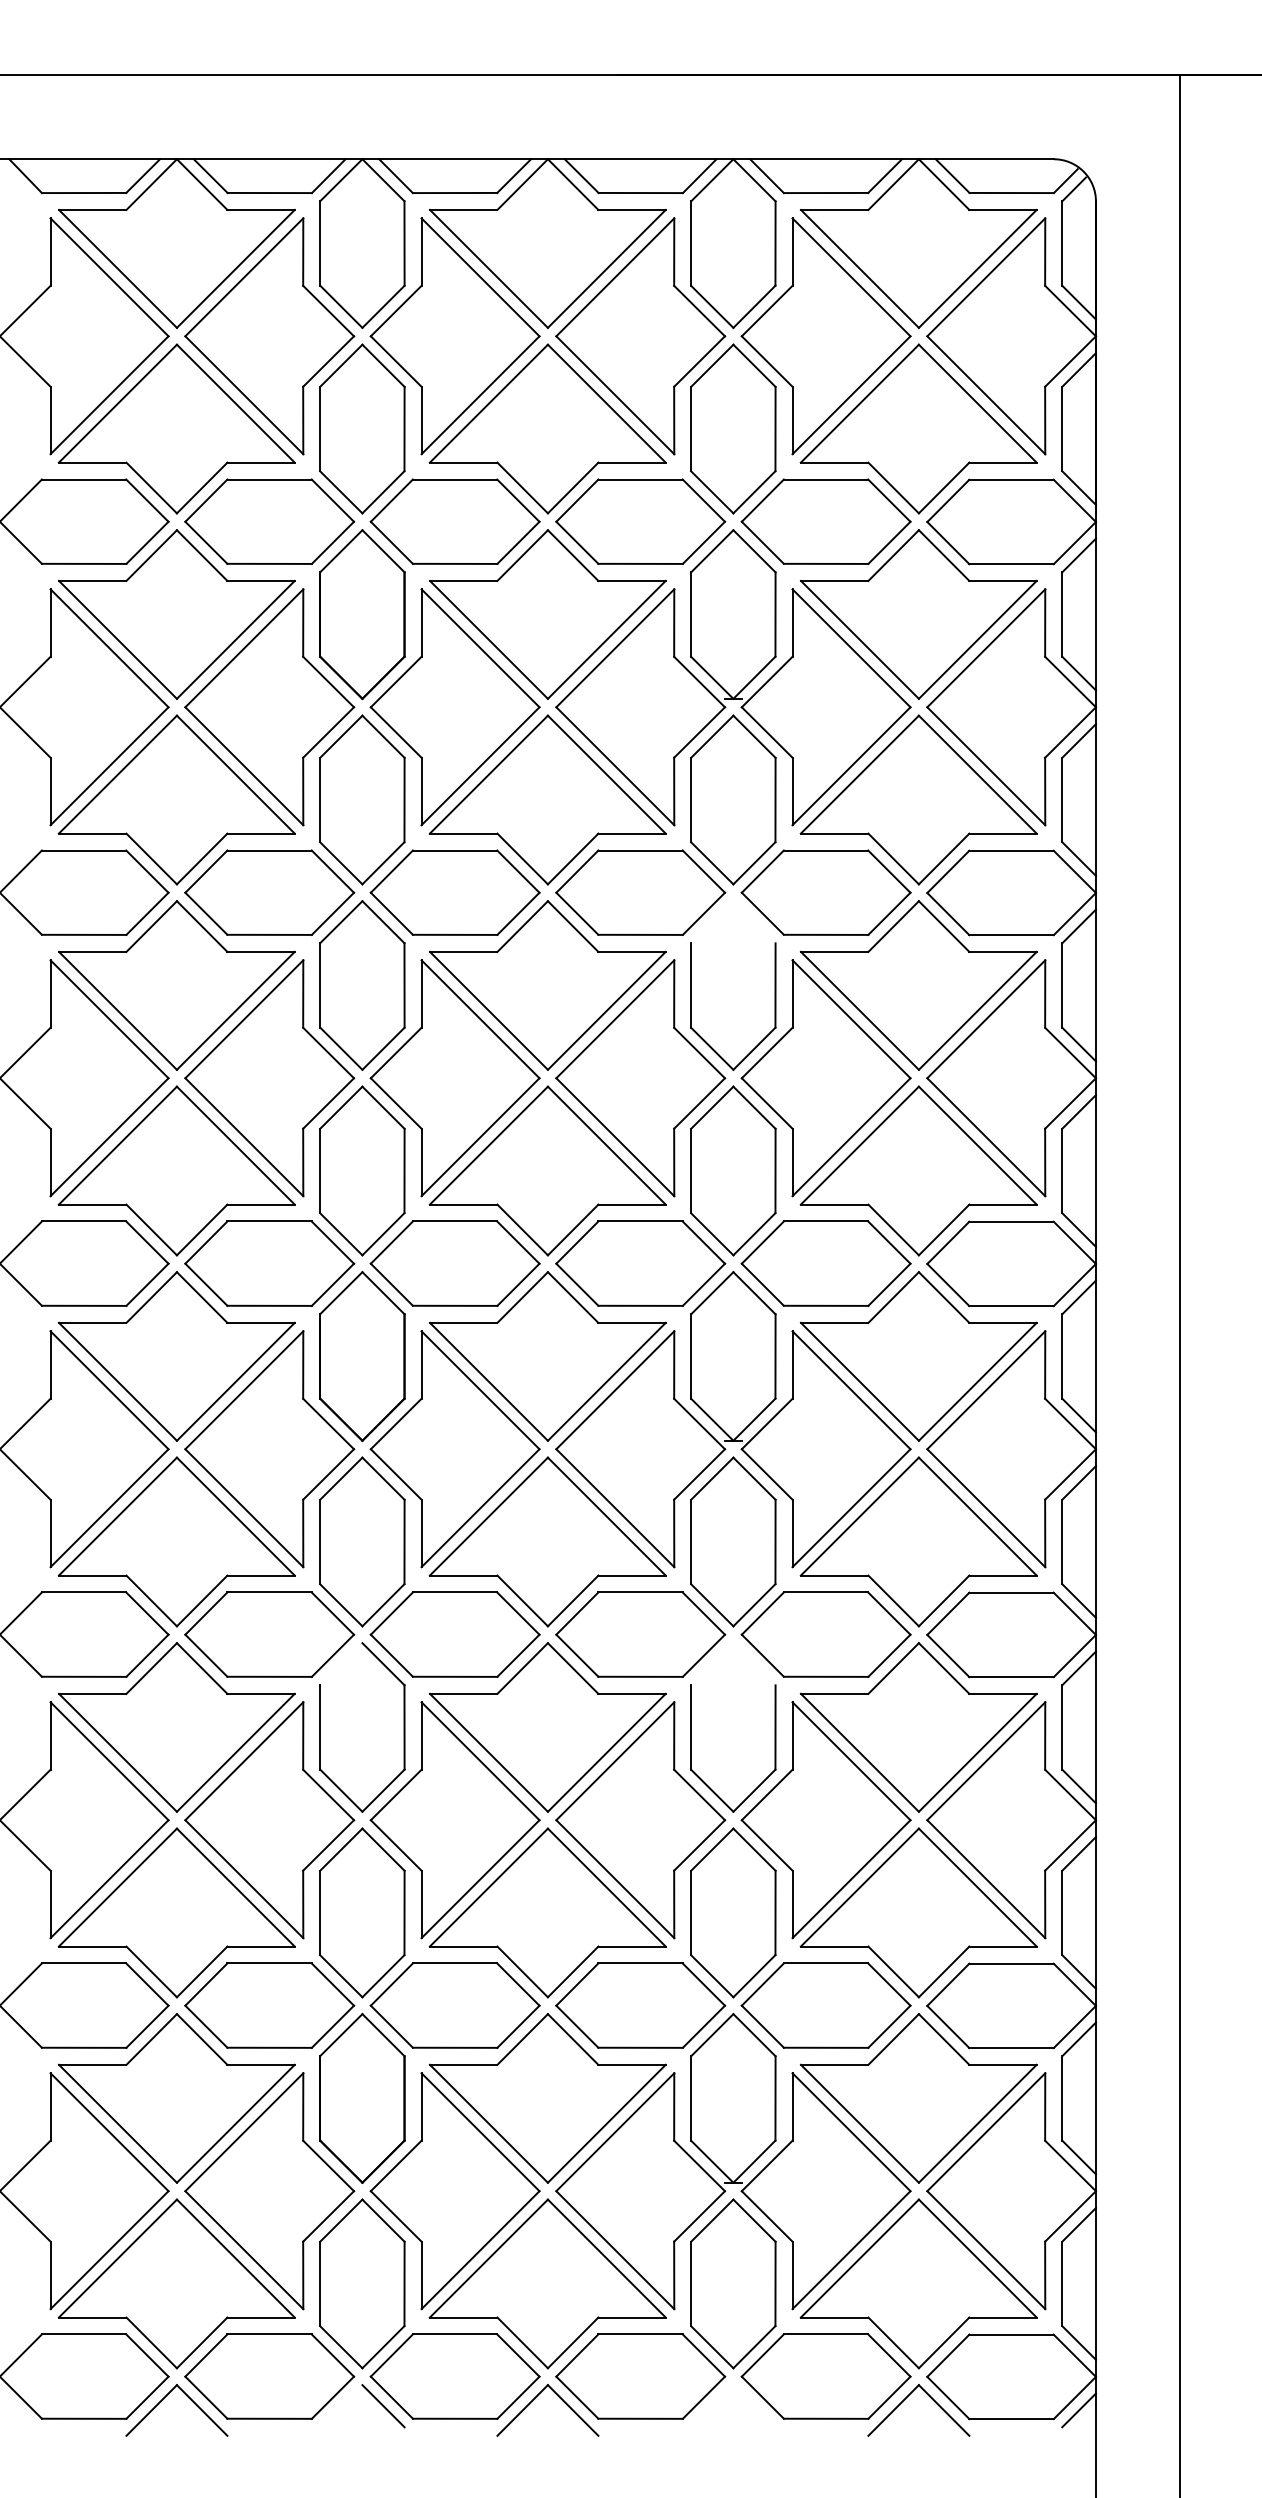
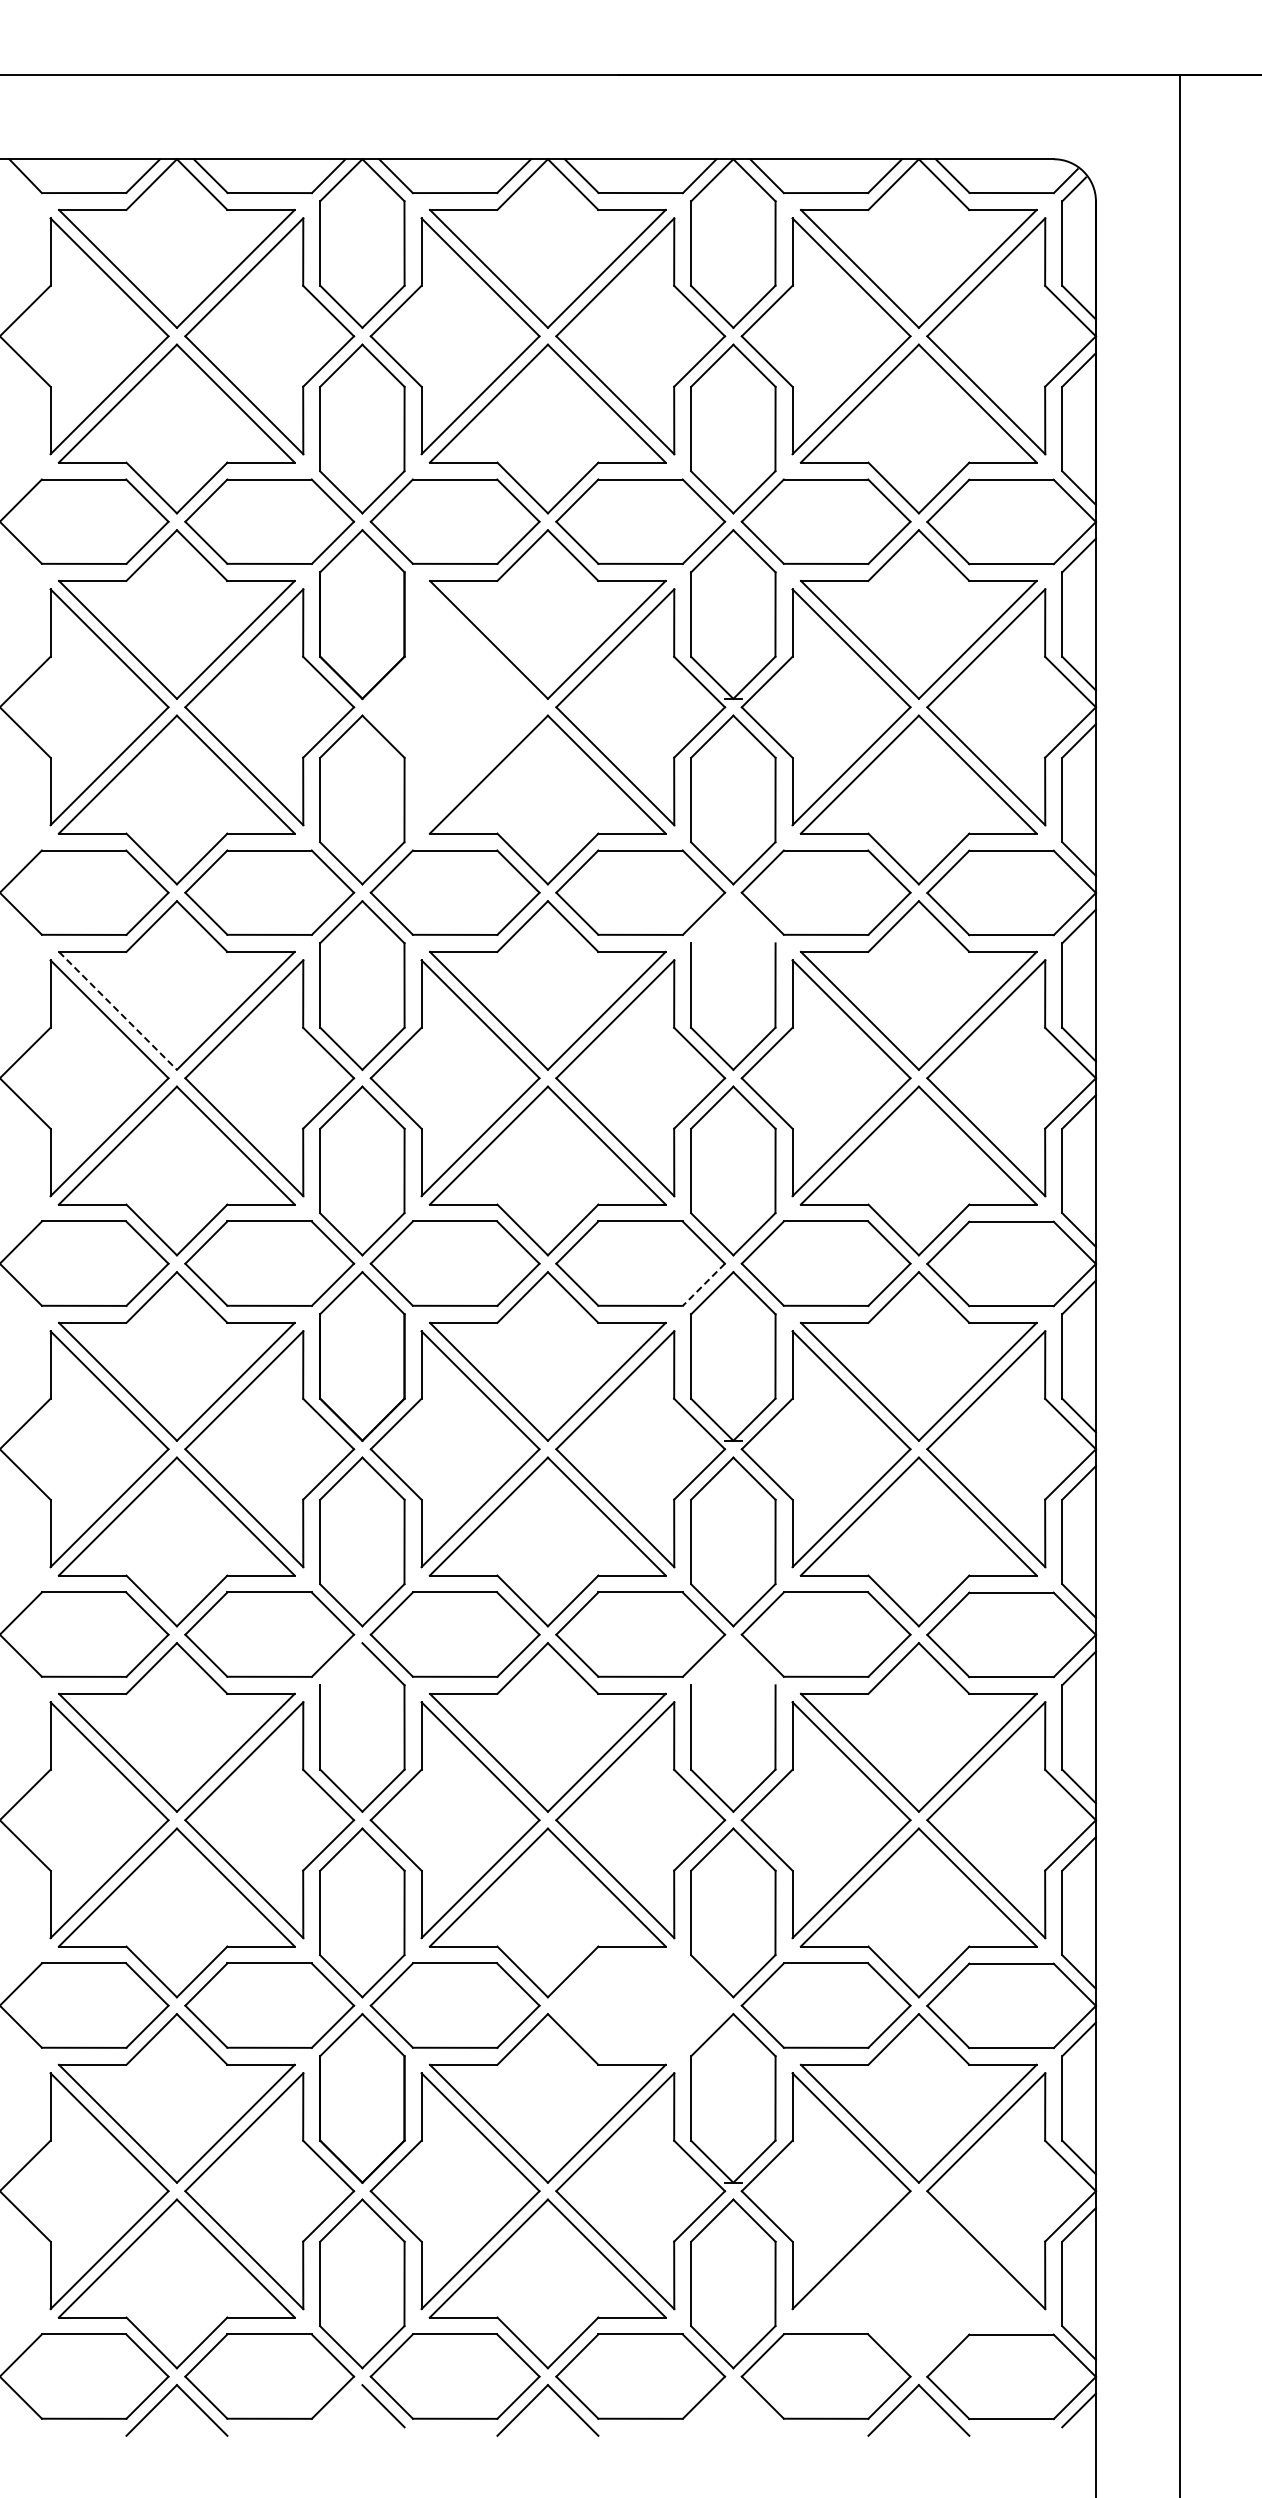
part: present -> none (454, 707)
line: solid -> dashed (118, 1011)
line: solid -> dashed (703, 1284)
part: present -> none (640, 2005)
part: present -> none (918, 2283)
